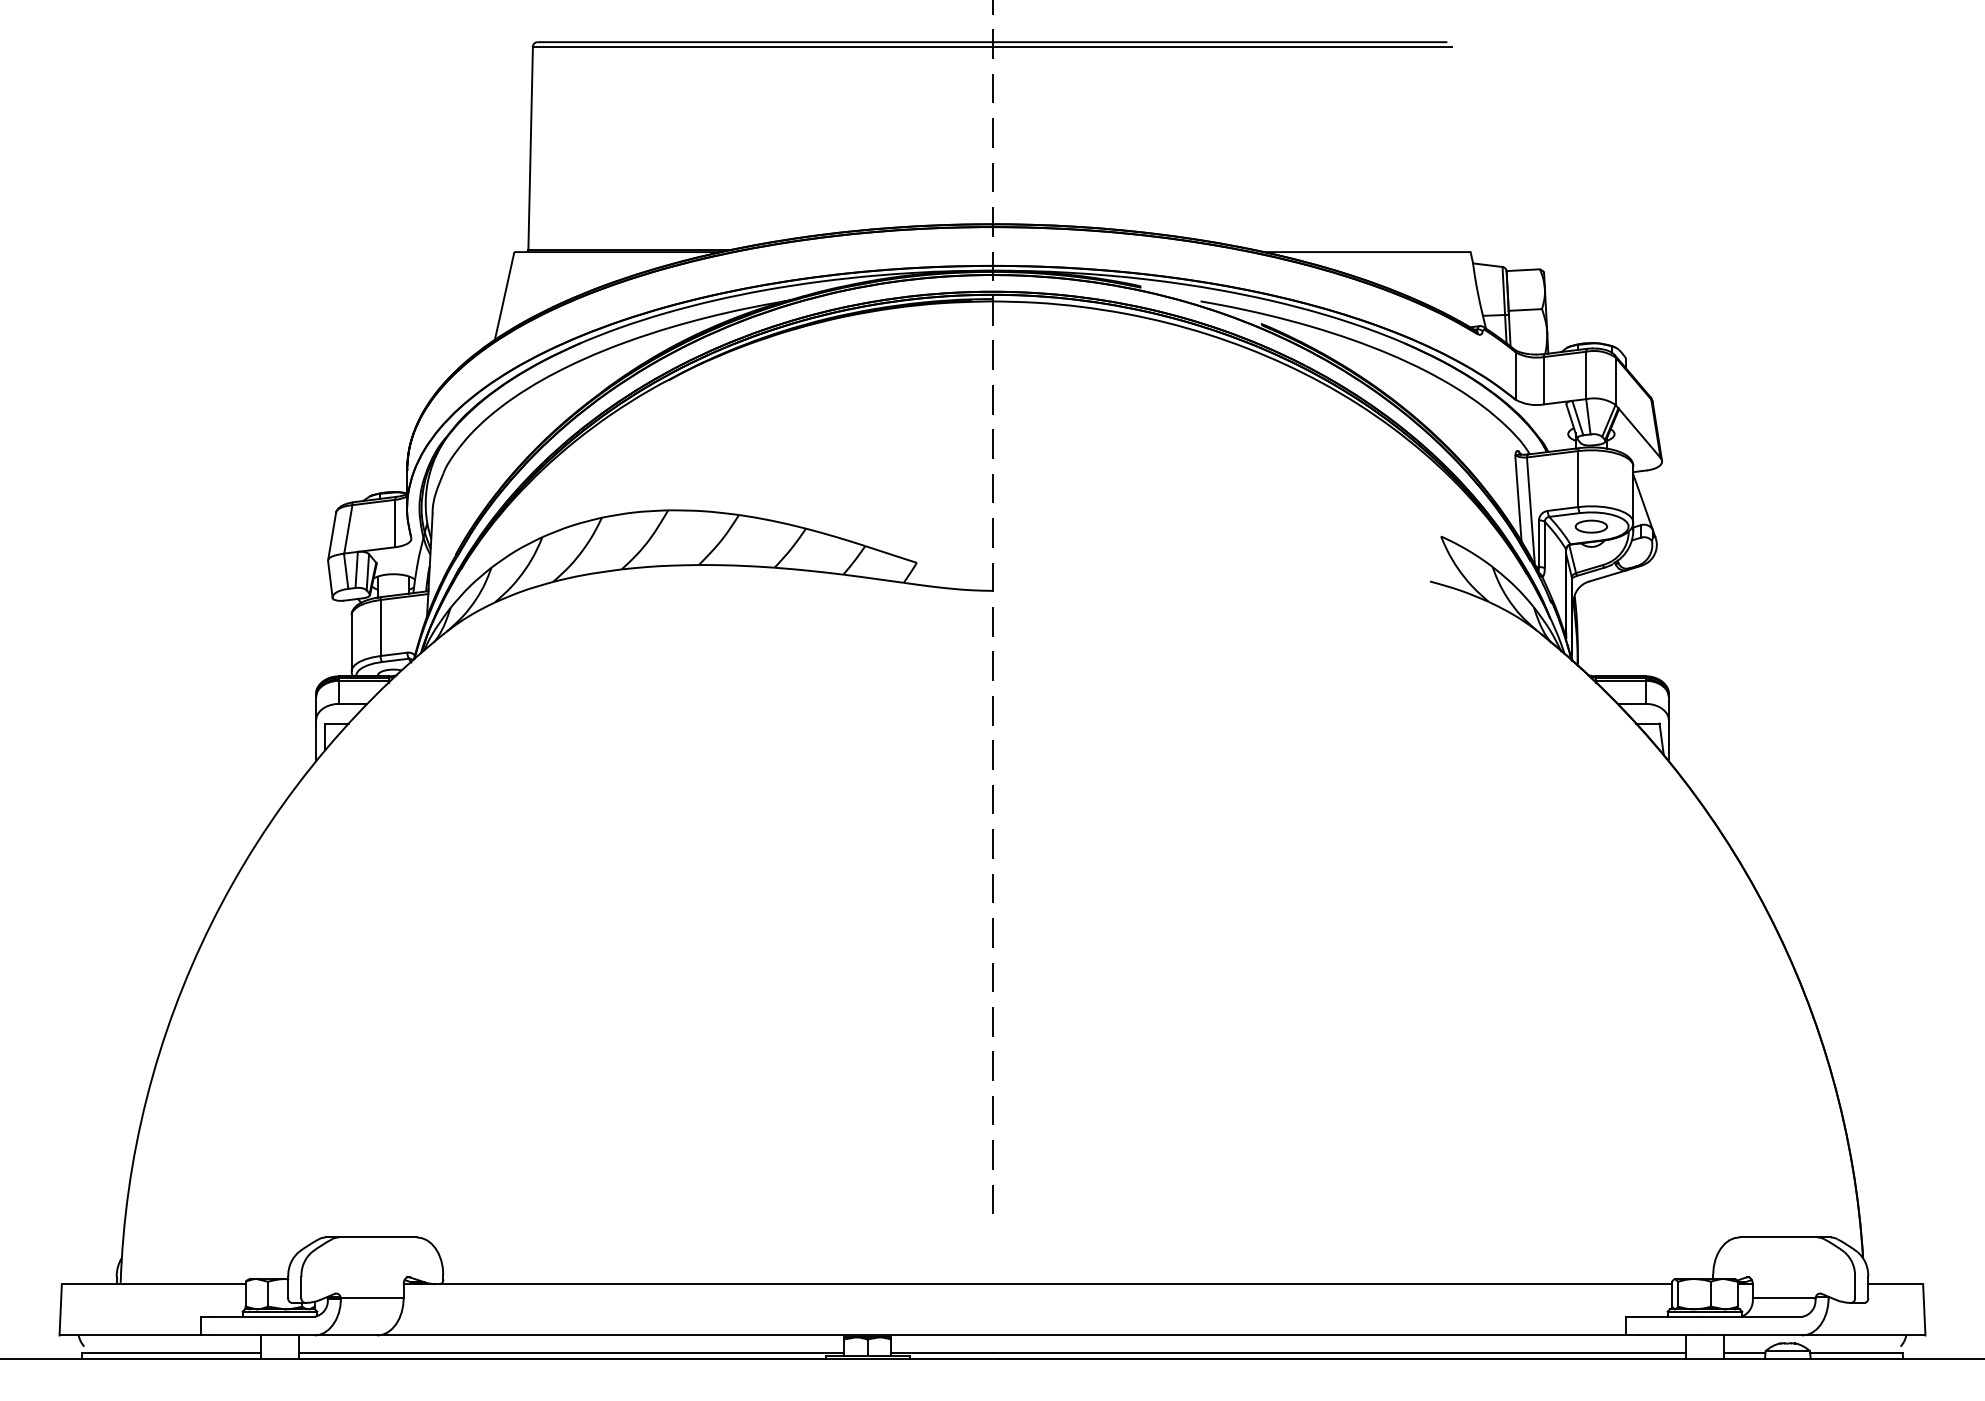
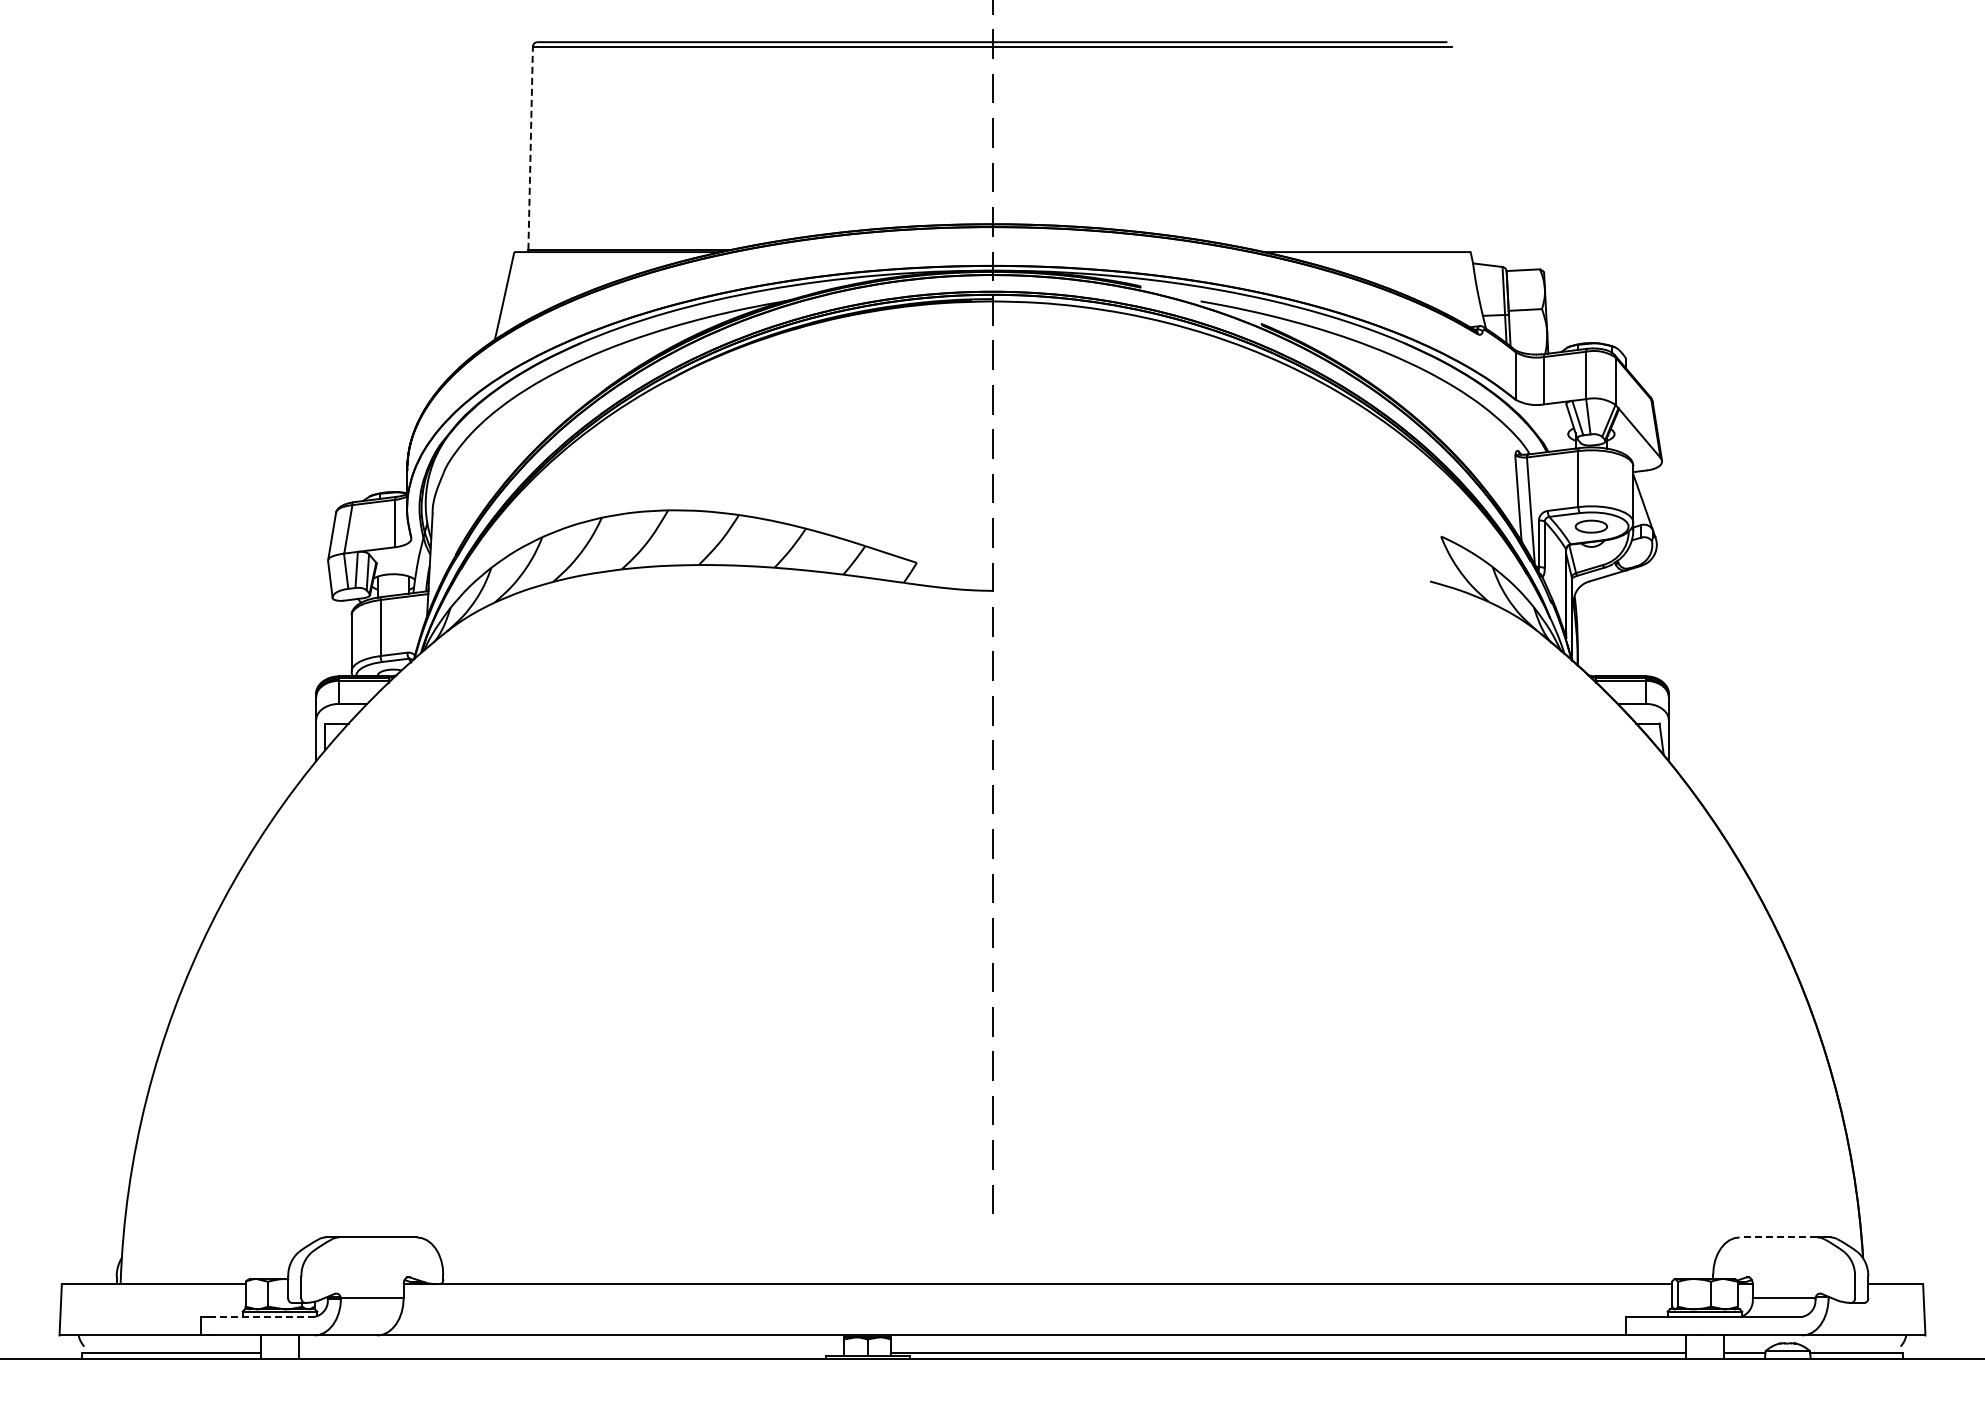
line: solid -> dashed (530, 148)
line: solid -> dashed (1778, 1237)
line: solid -> dashed (263, 1316)
line: present -> none (571, 1353)
